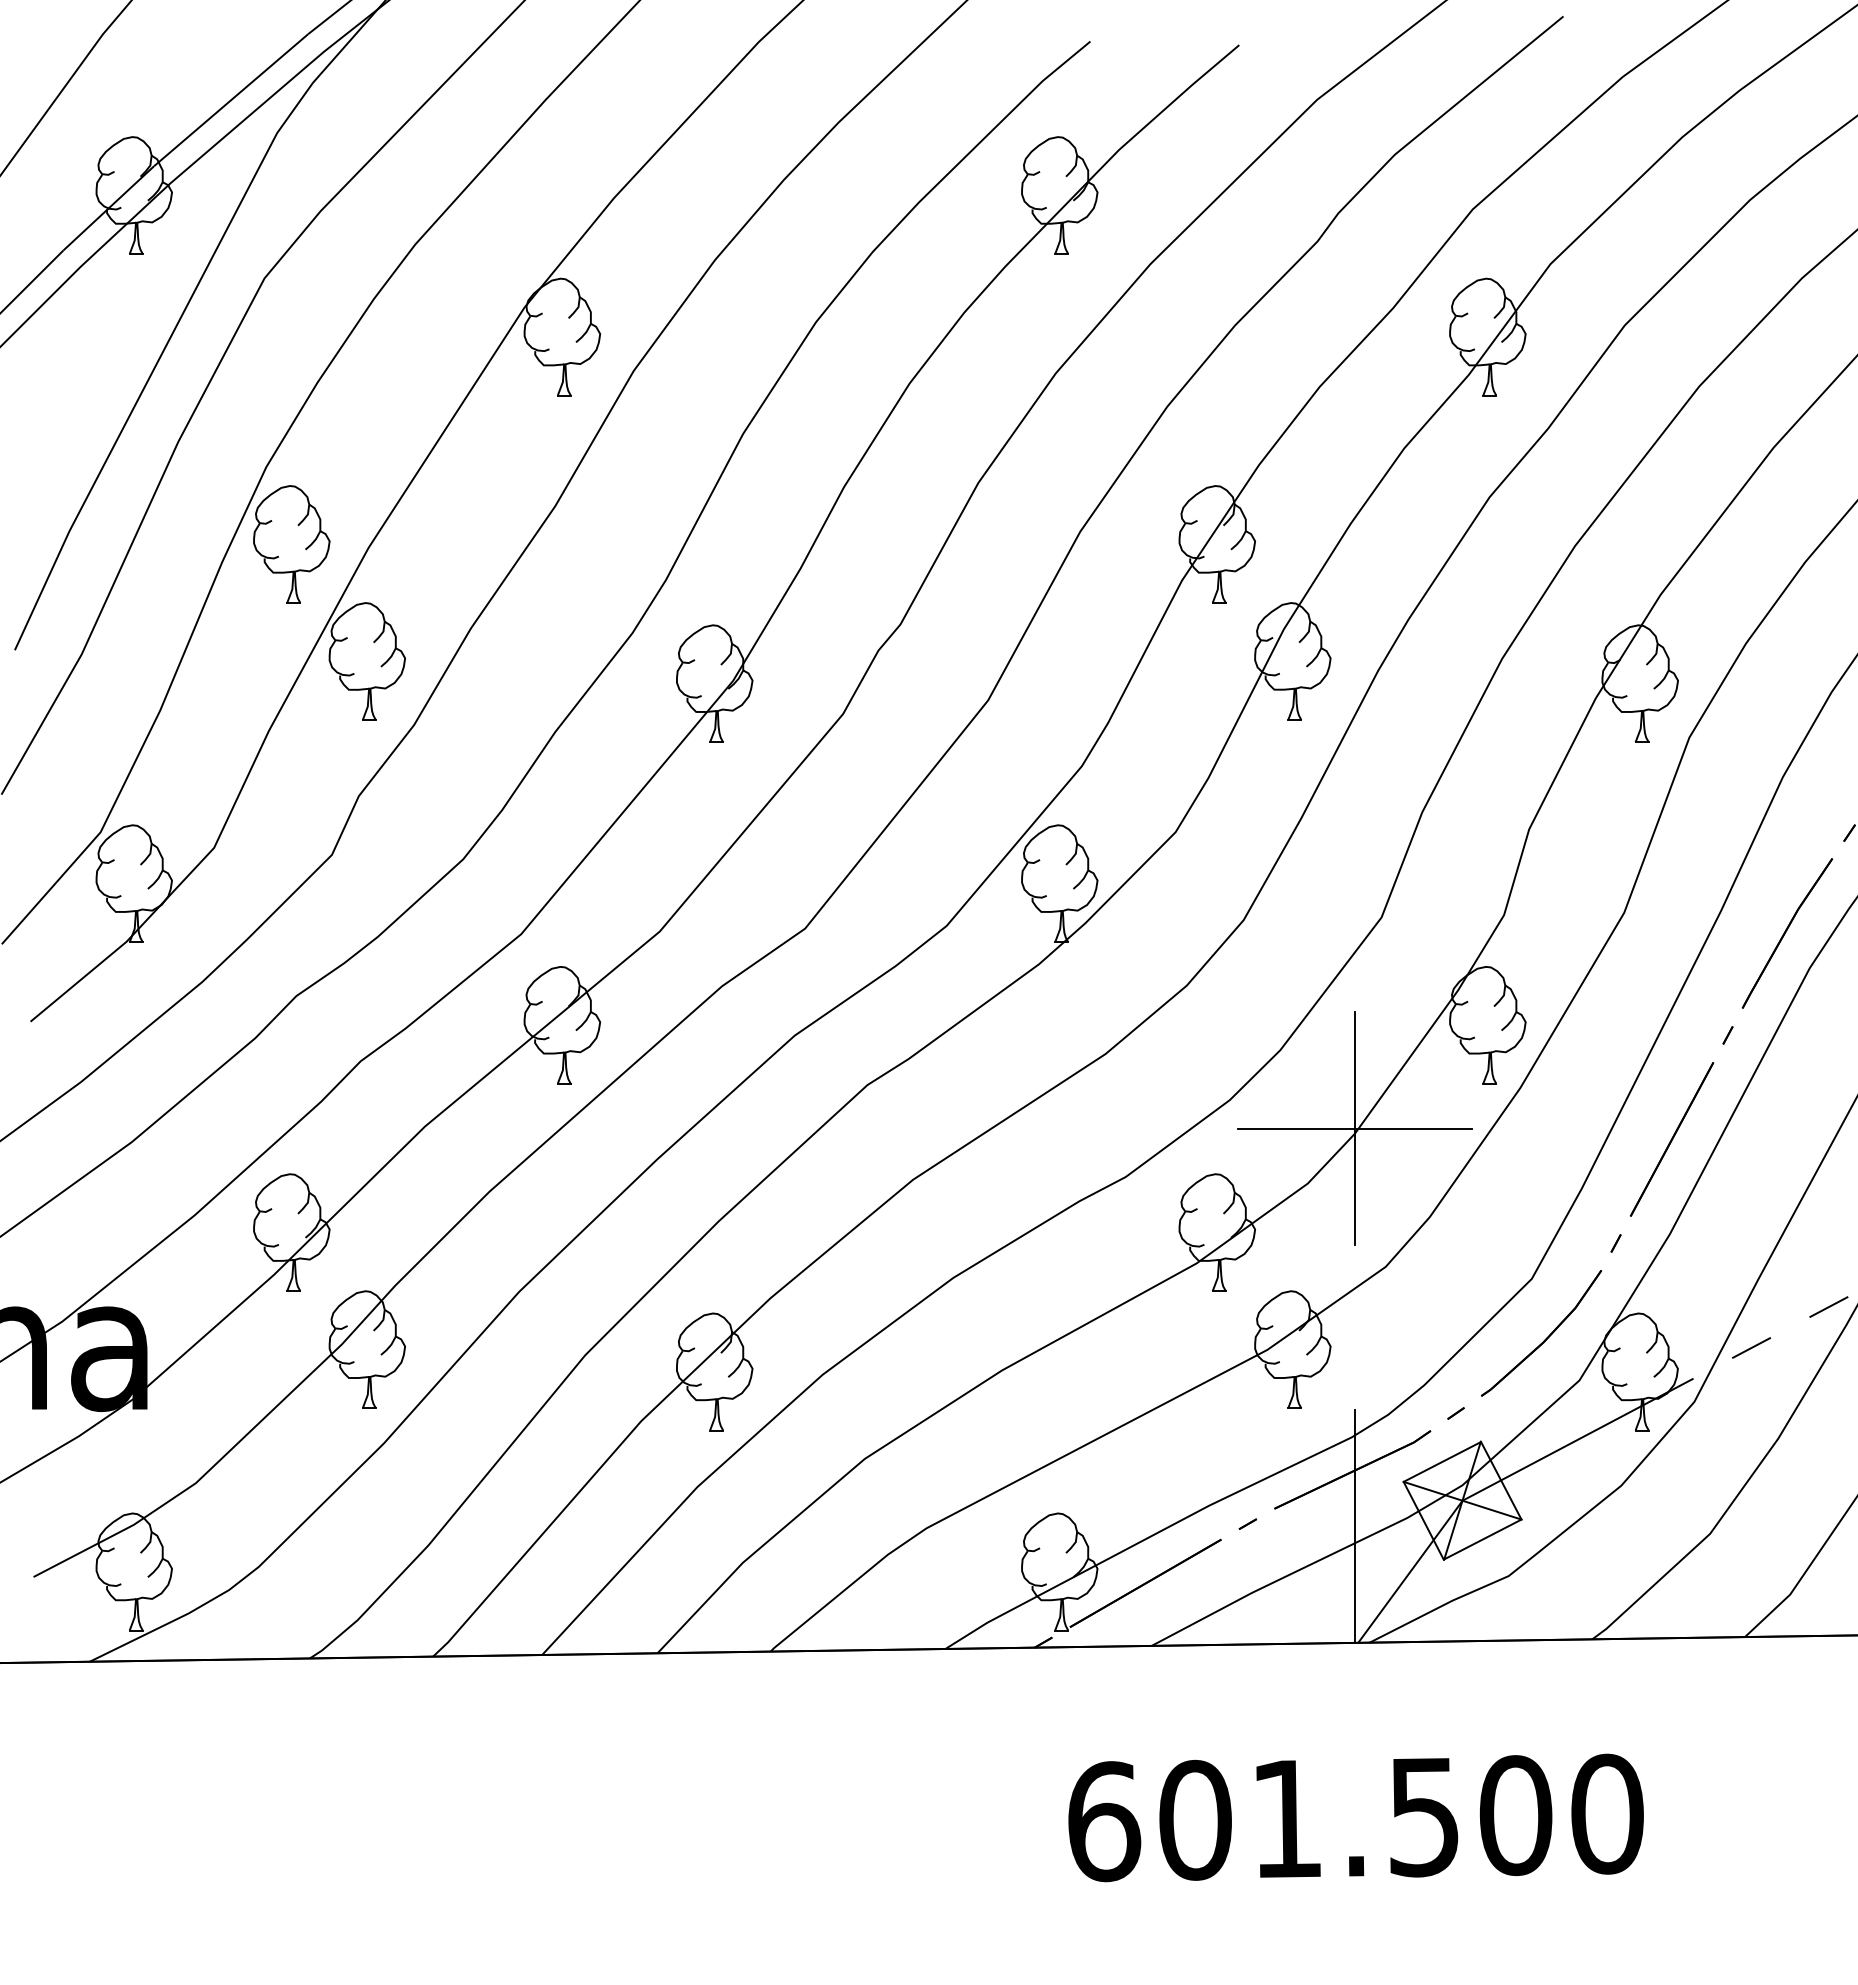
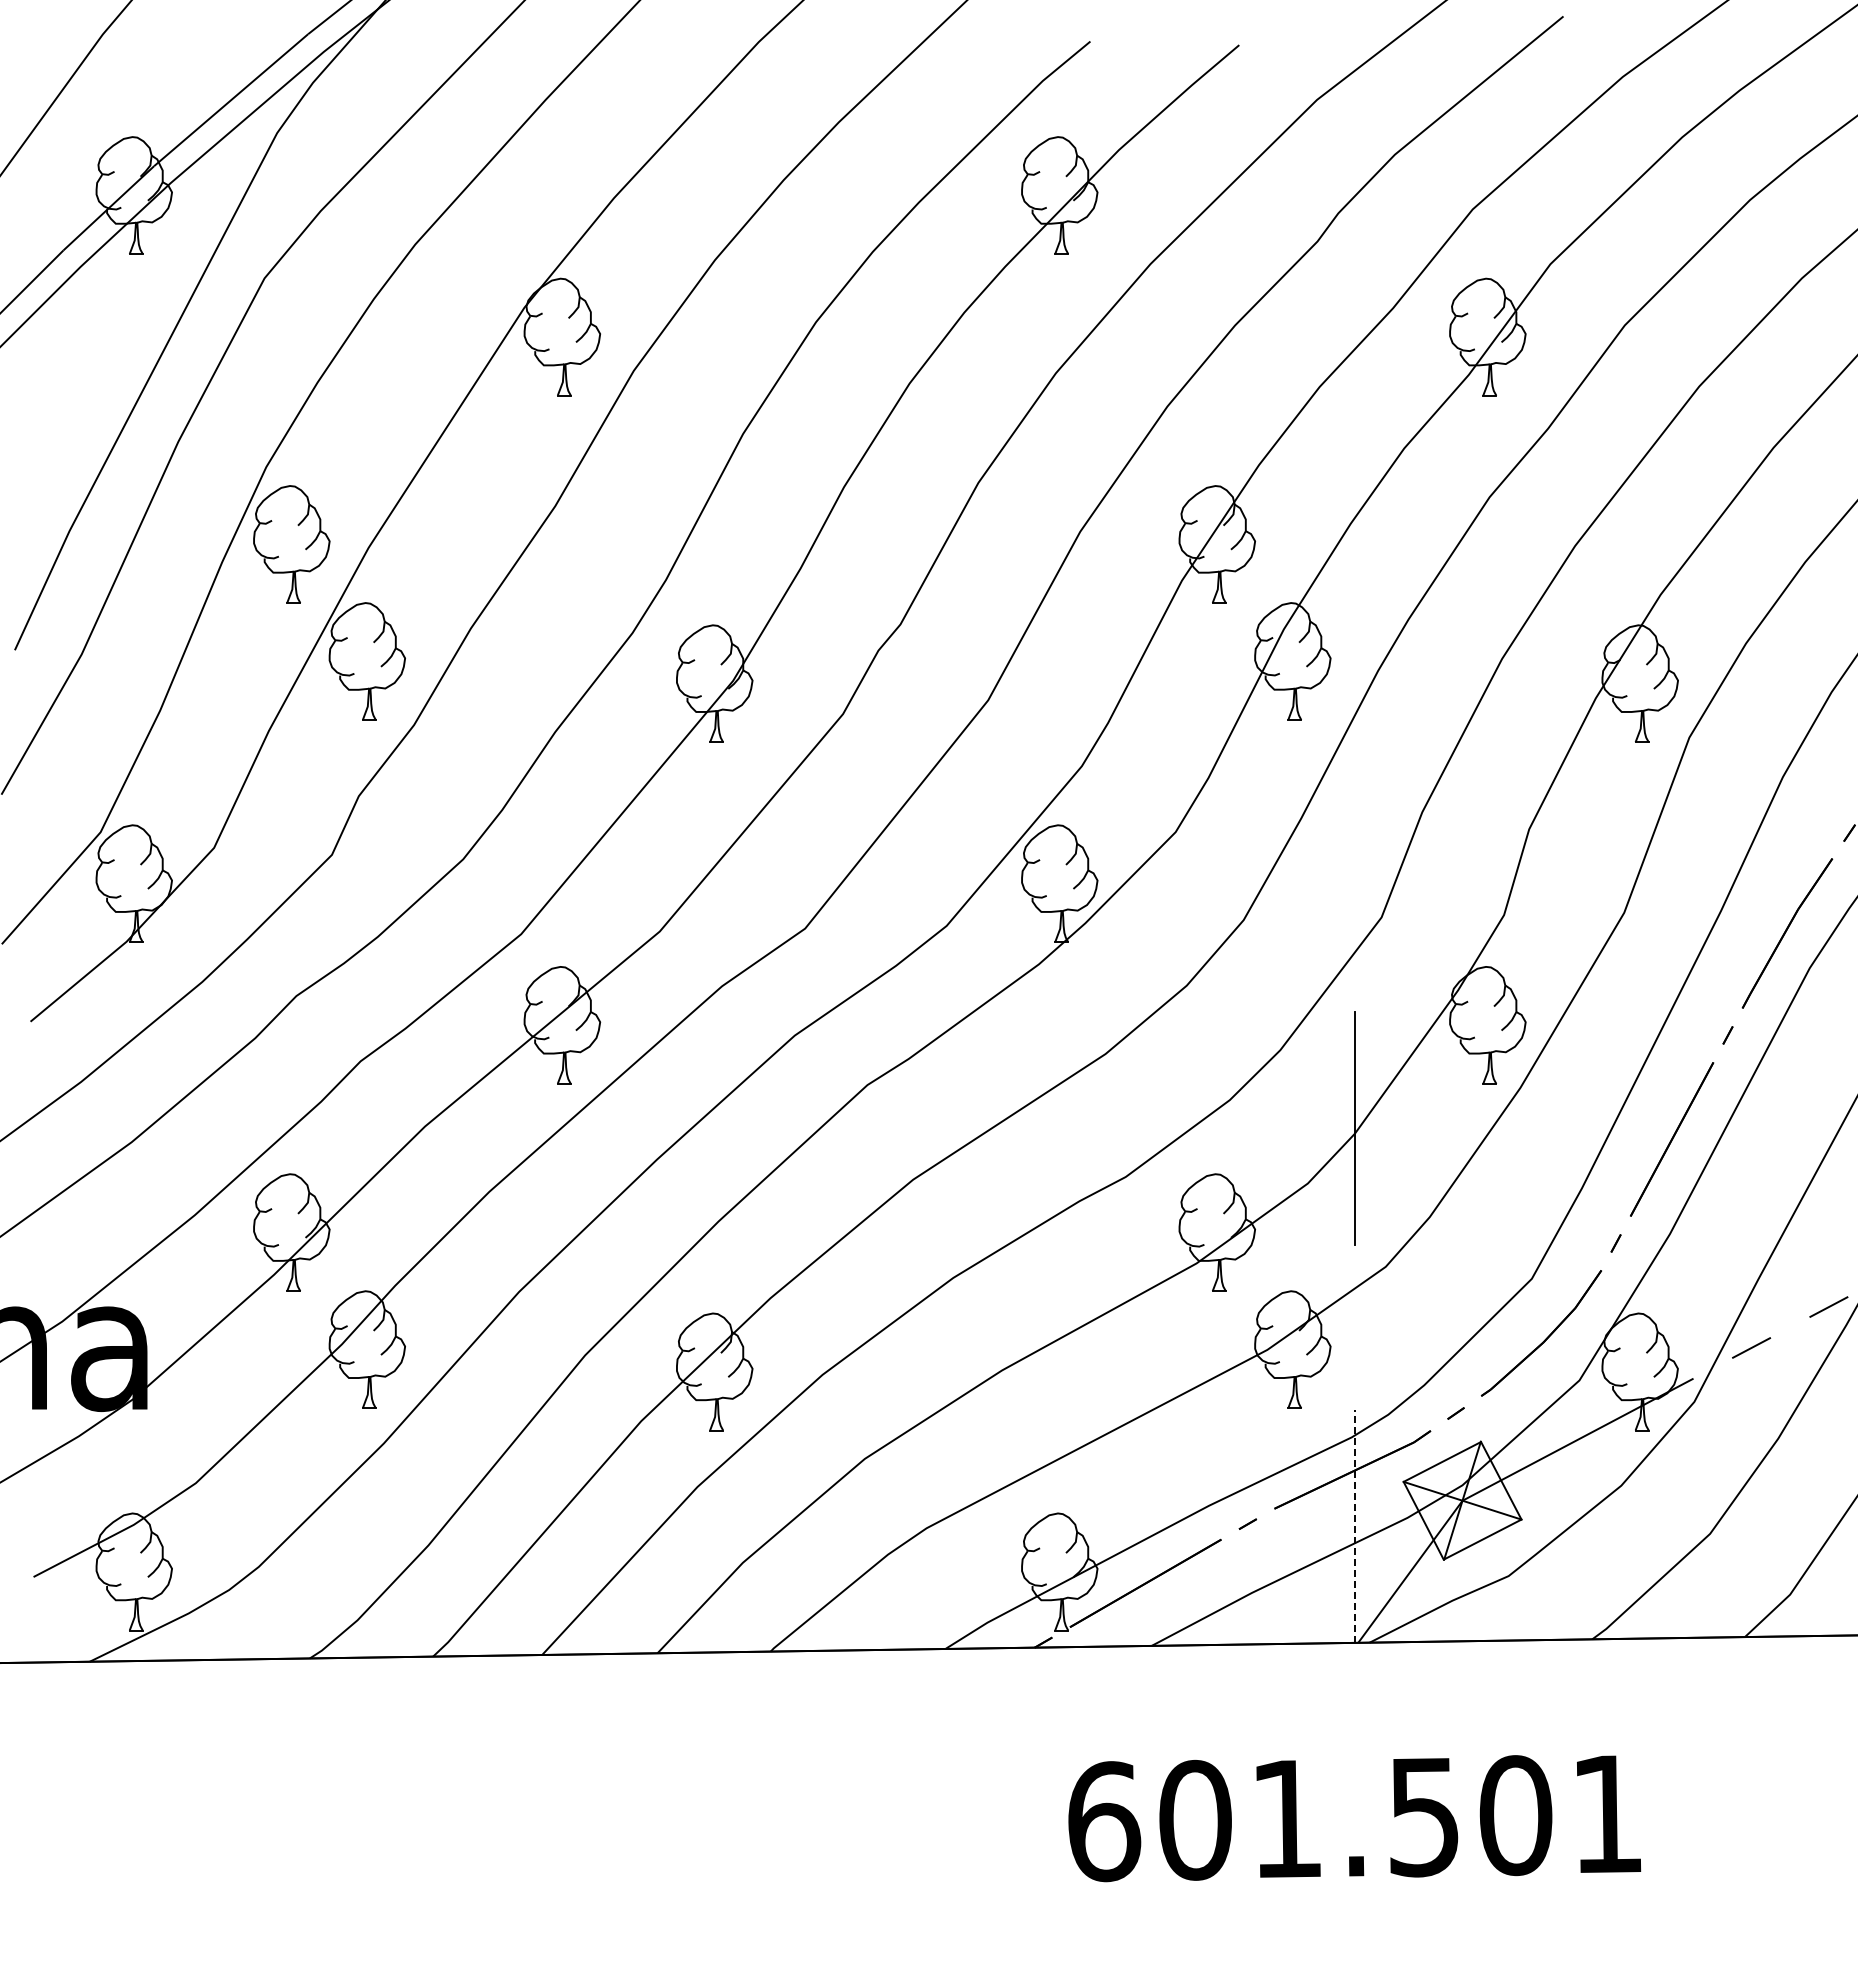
line: present -> none (1354, 1128)
line: solid -> dashed (1355, 1526)
text: 601.500 -> 601.501 (1607, 1813)
